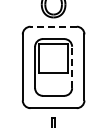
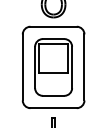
line: dashed -> solid (53, 26)
line: dashed -> solid (72, 67)
